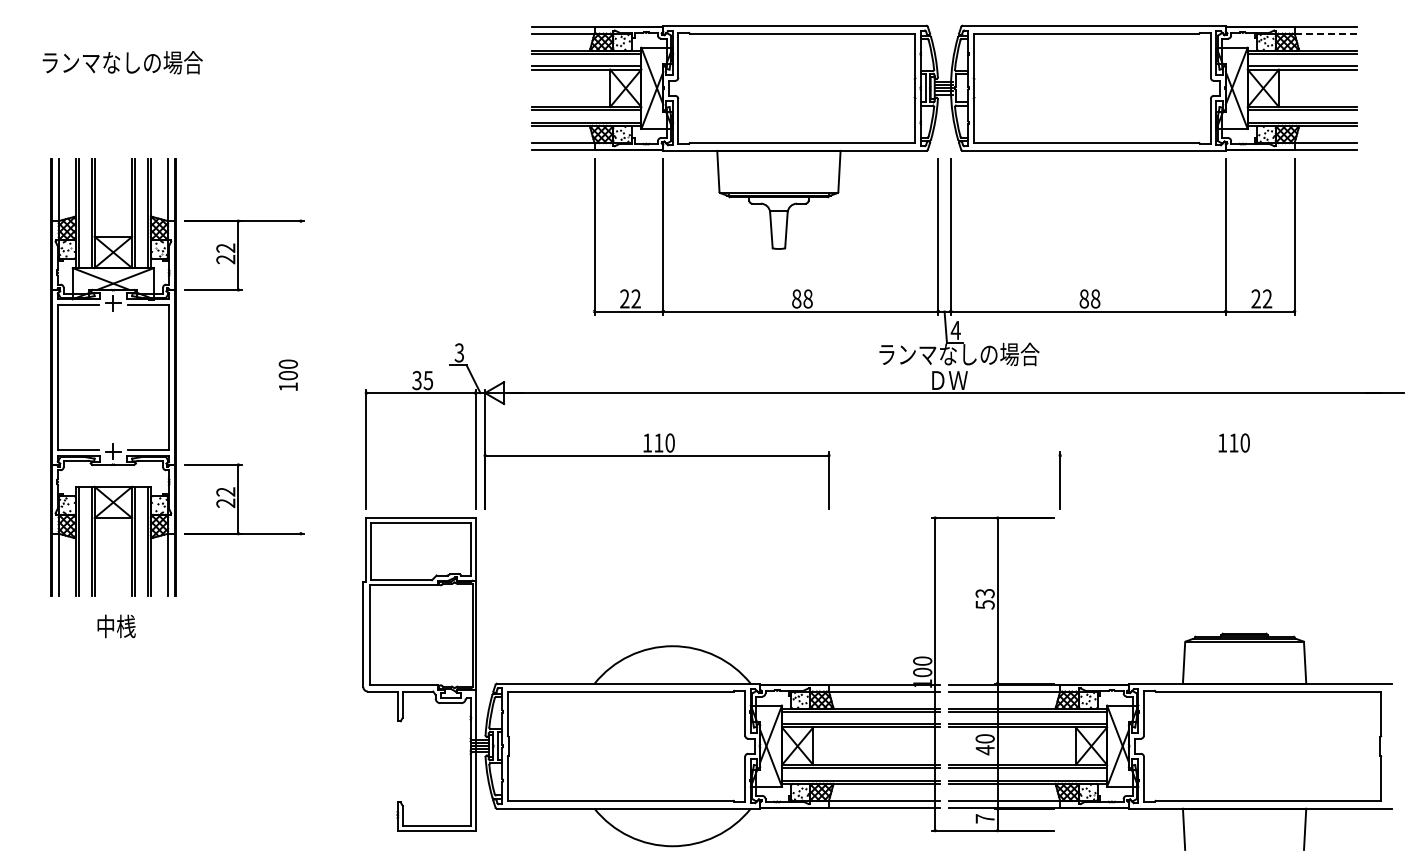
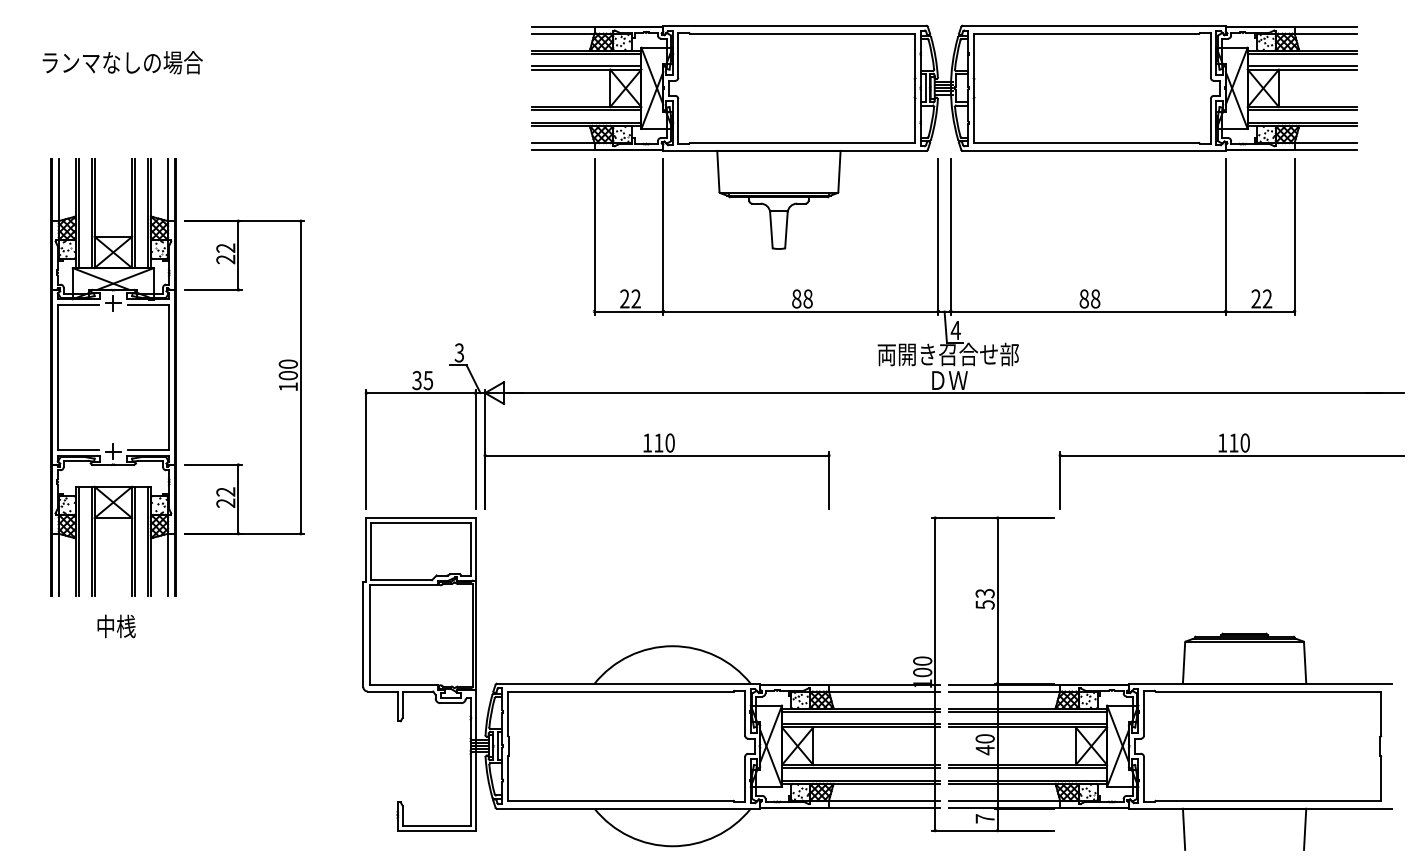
line: dashed -> solid (1325, 33)
text: ランマなしの場合 -> 両開き召合せ部 (958, 354)
line: none -> present (300, 377)
line: none -> present (1231, 455)
